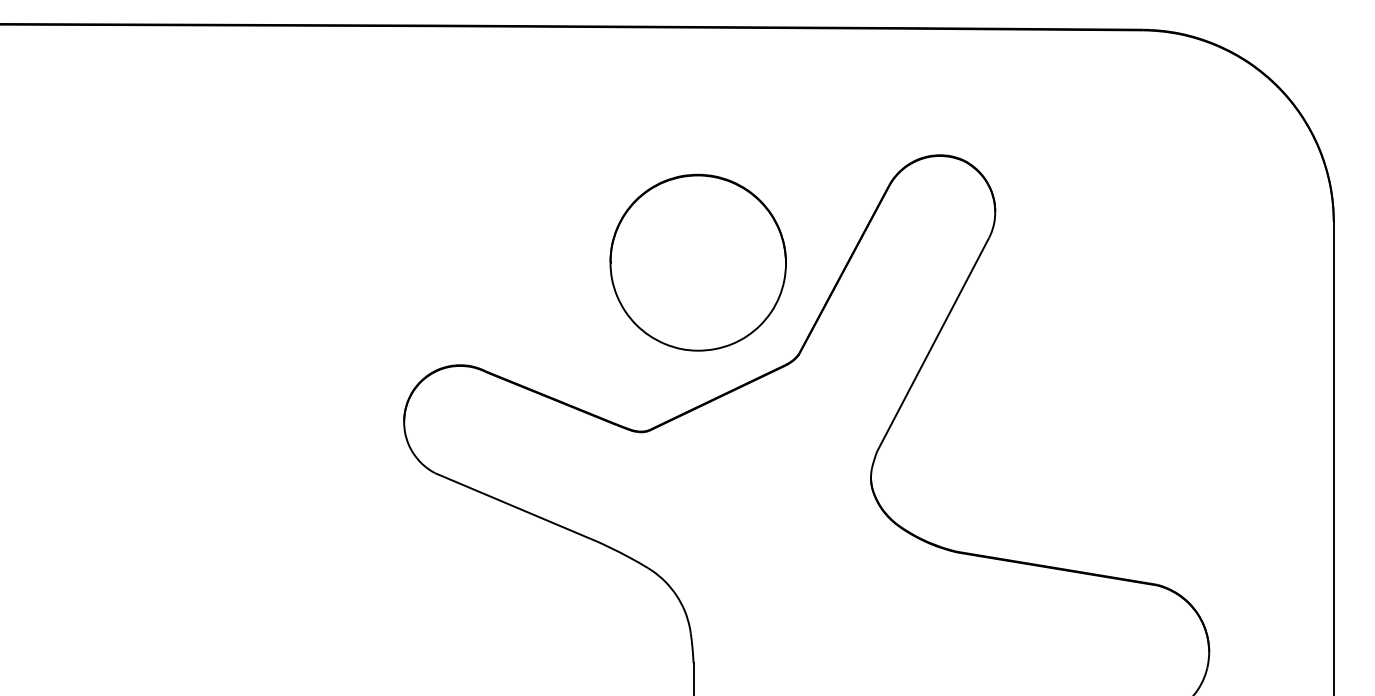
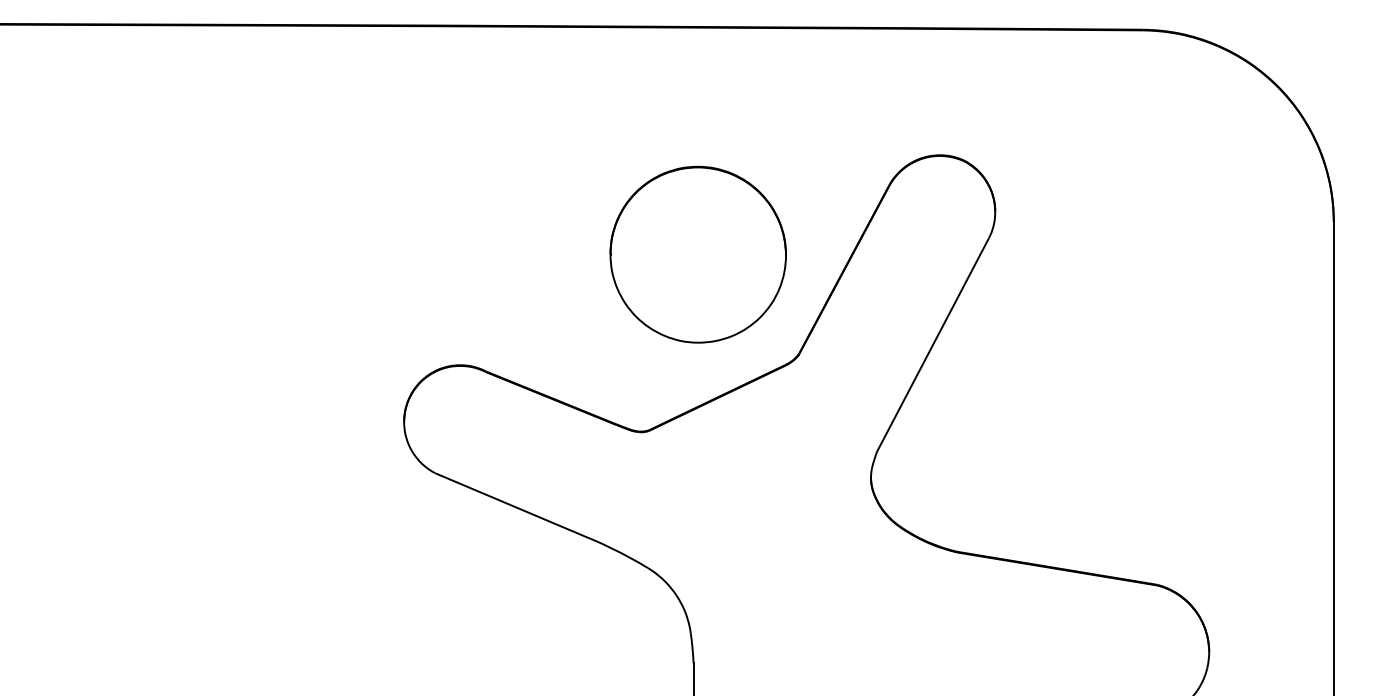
part position: (697, 262) -> (697, 254) (697, 254)
